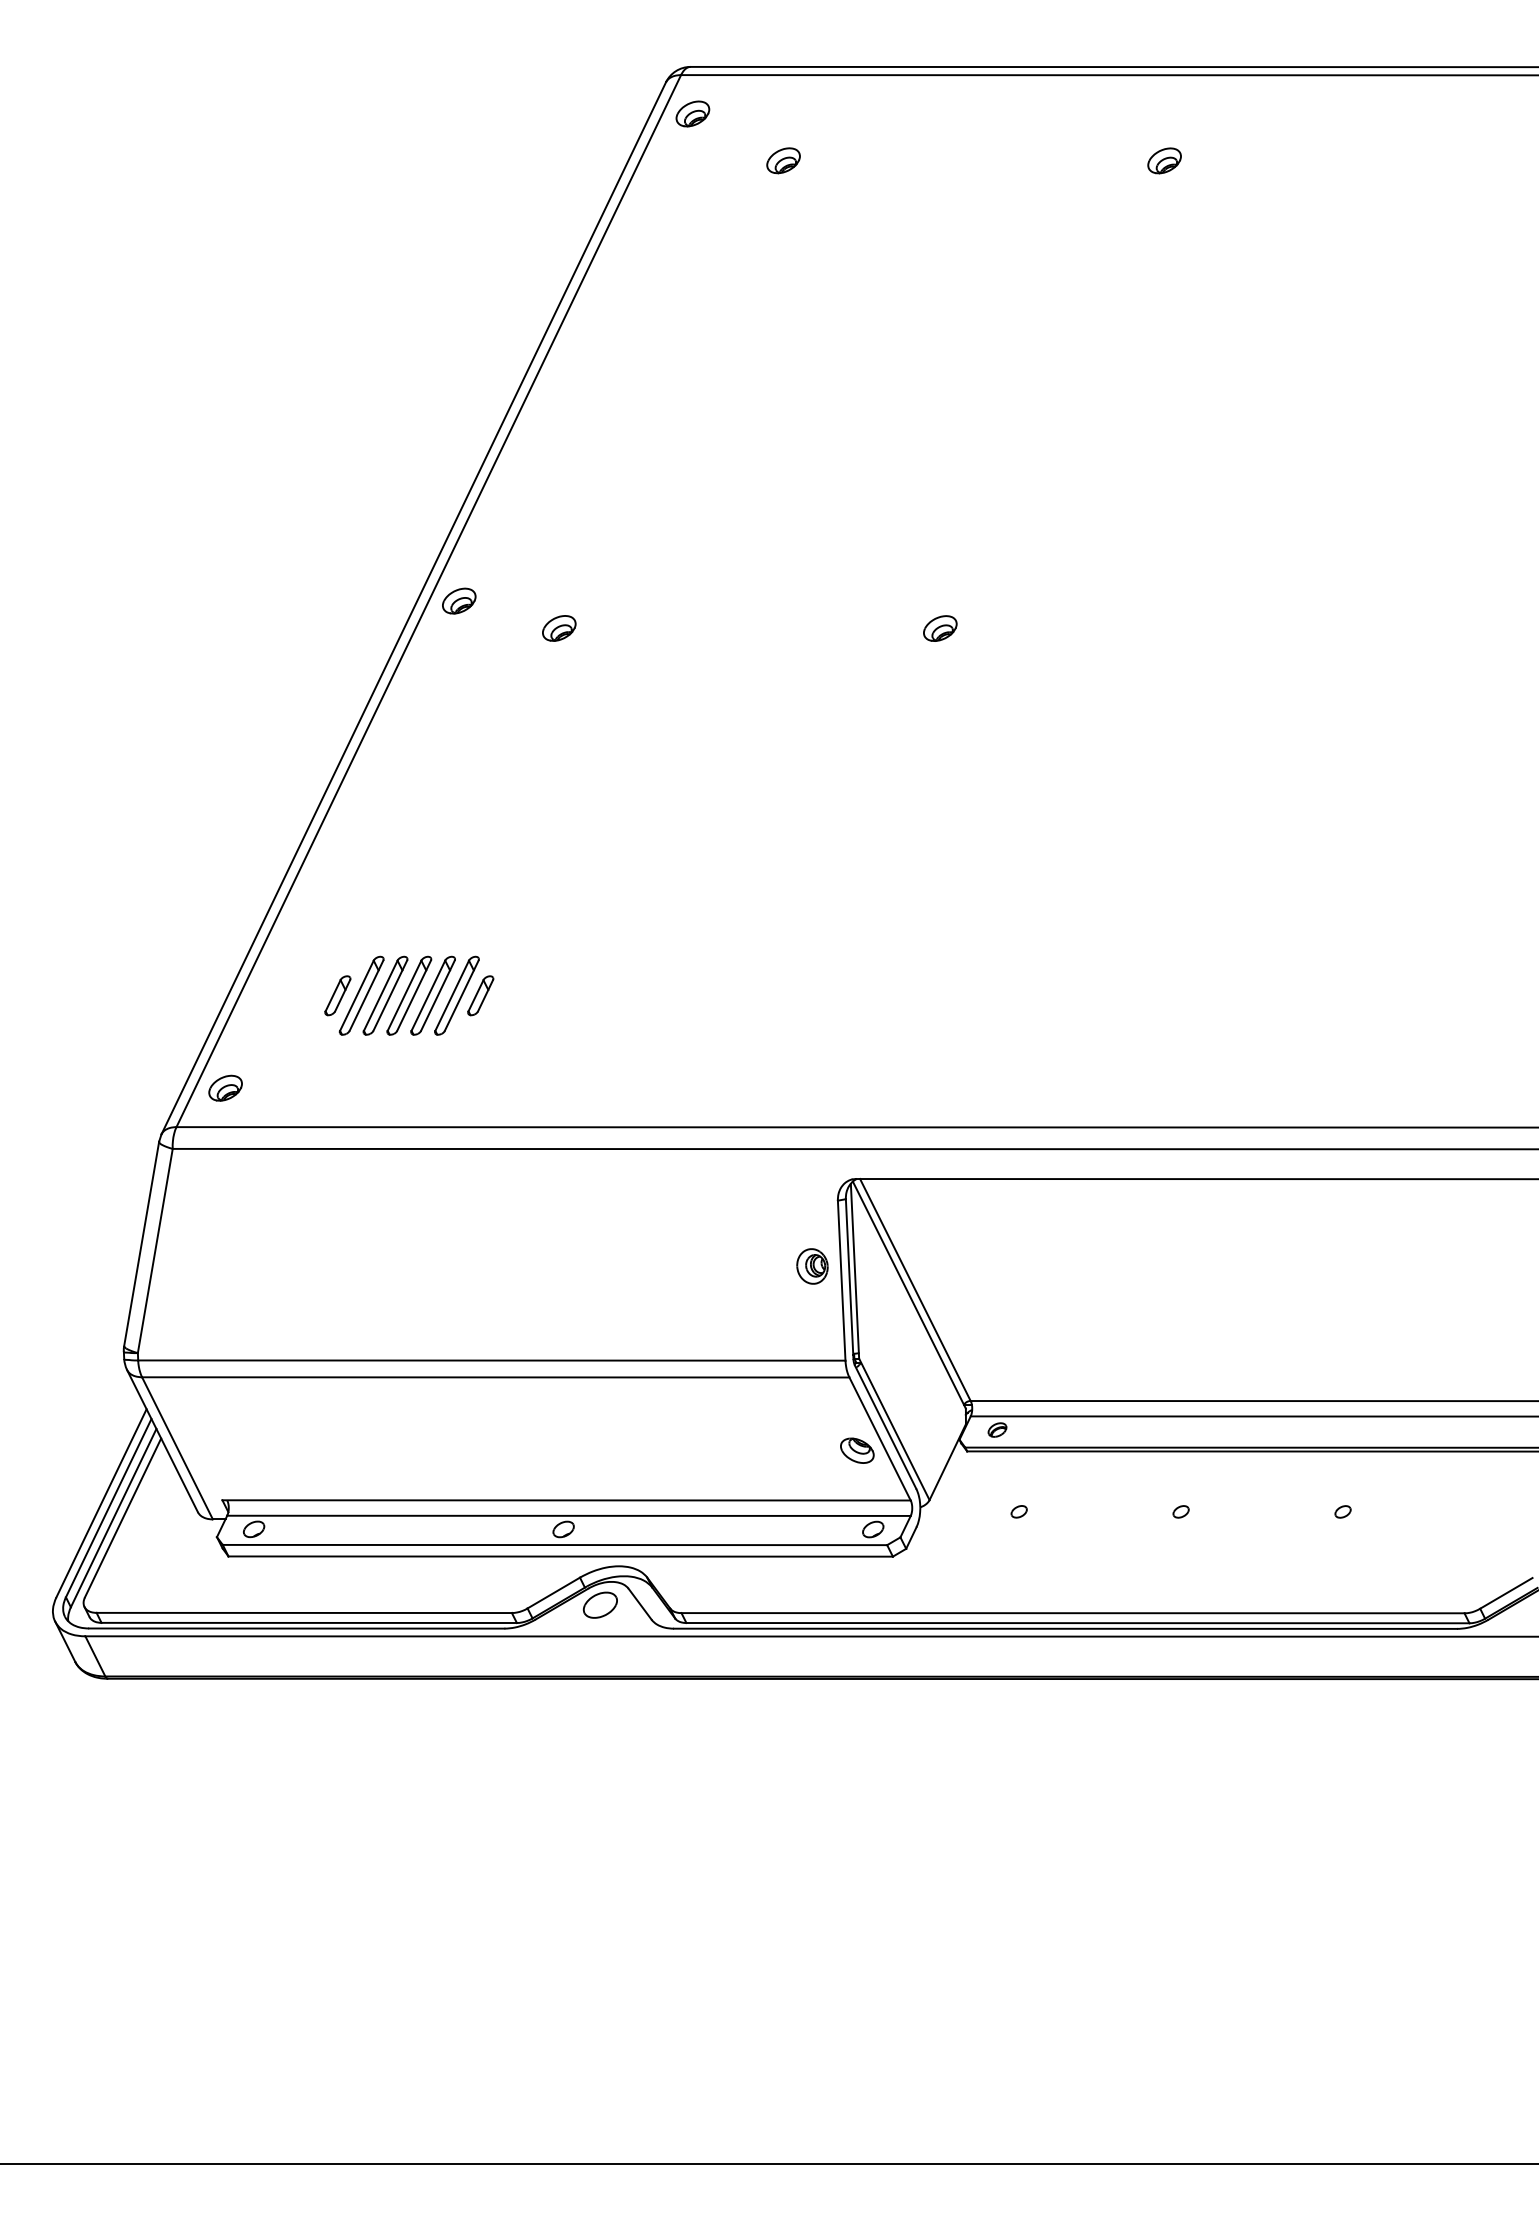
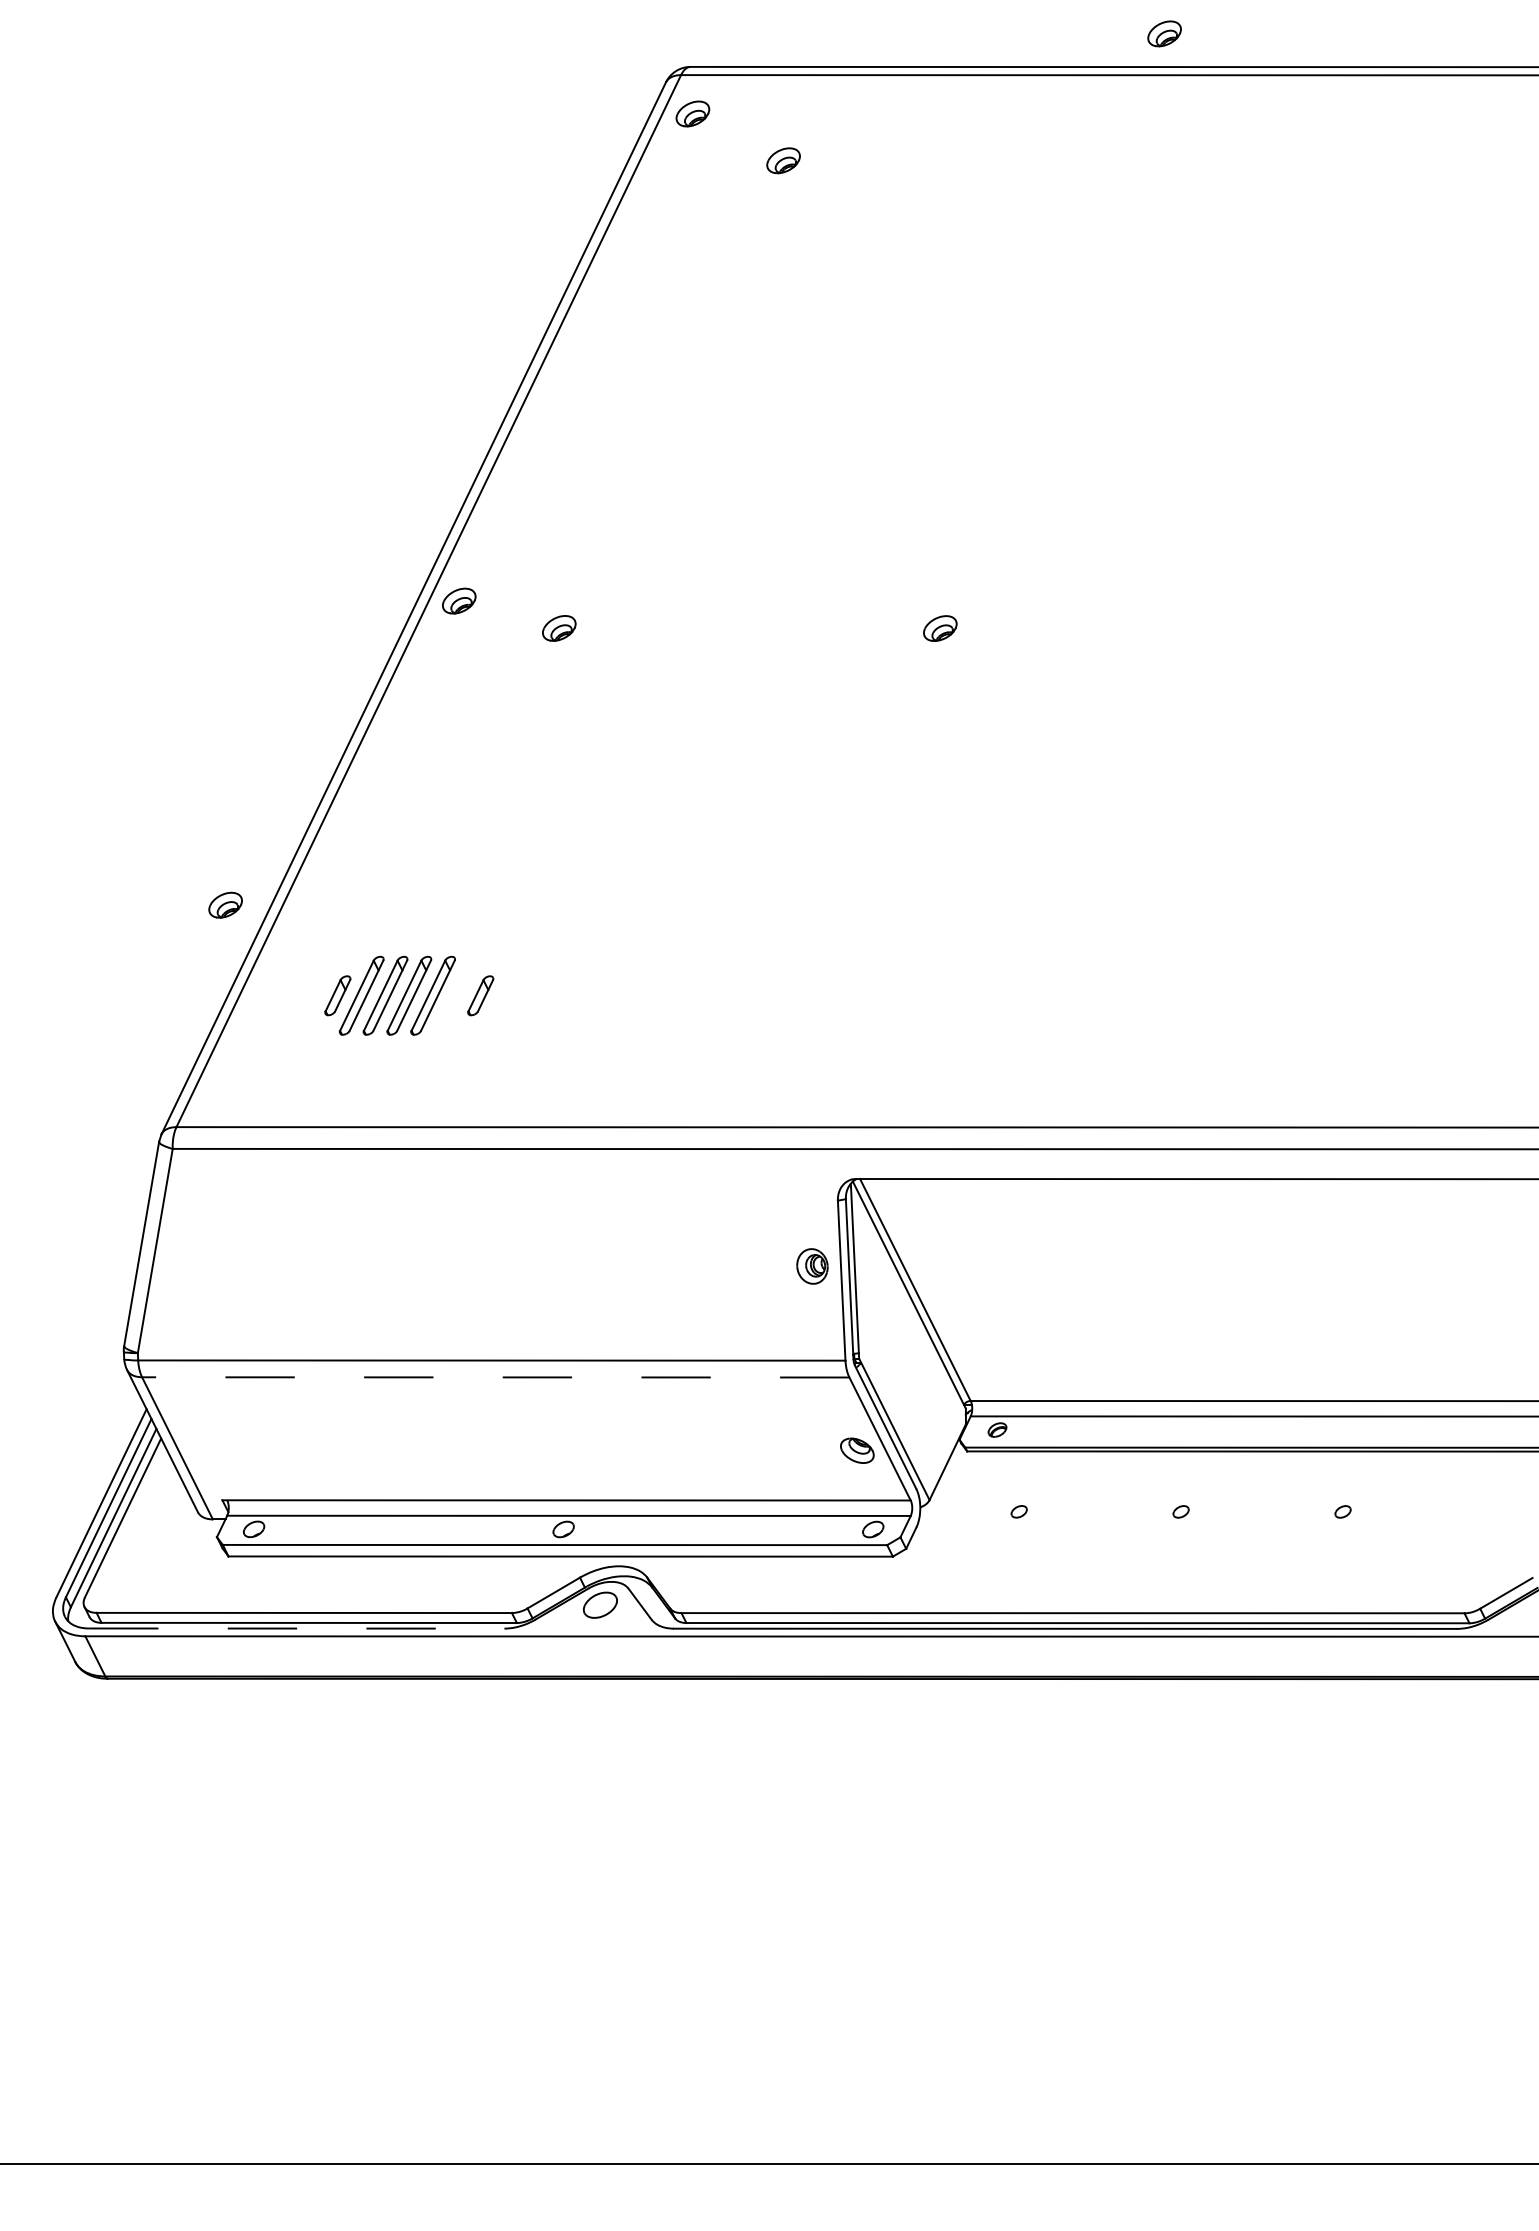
part position: (1164, 160) -> (1164, 33) (1164, 33)
part: present -> none (456, 995)
part position: (225, 1087) -> (225, 904) (225, 904)
line: solid -> dashed (495, 1377)
line: solid -> dashed (296, 1628)
